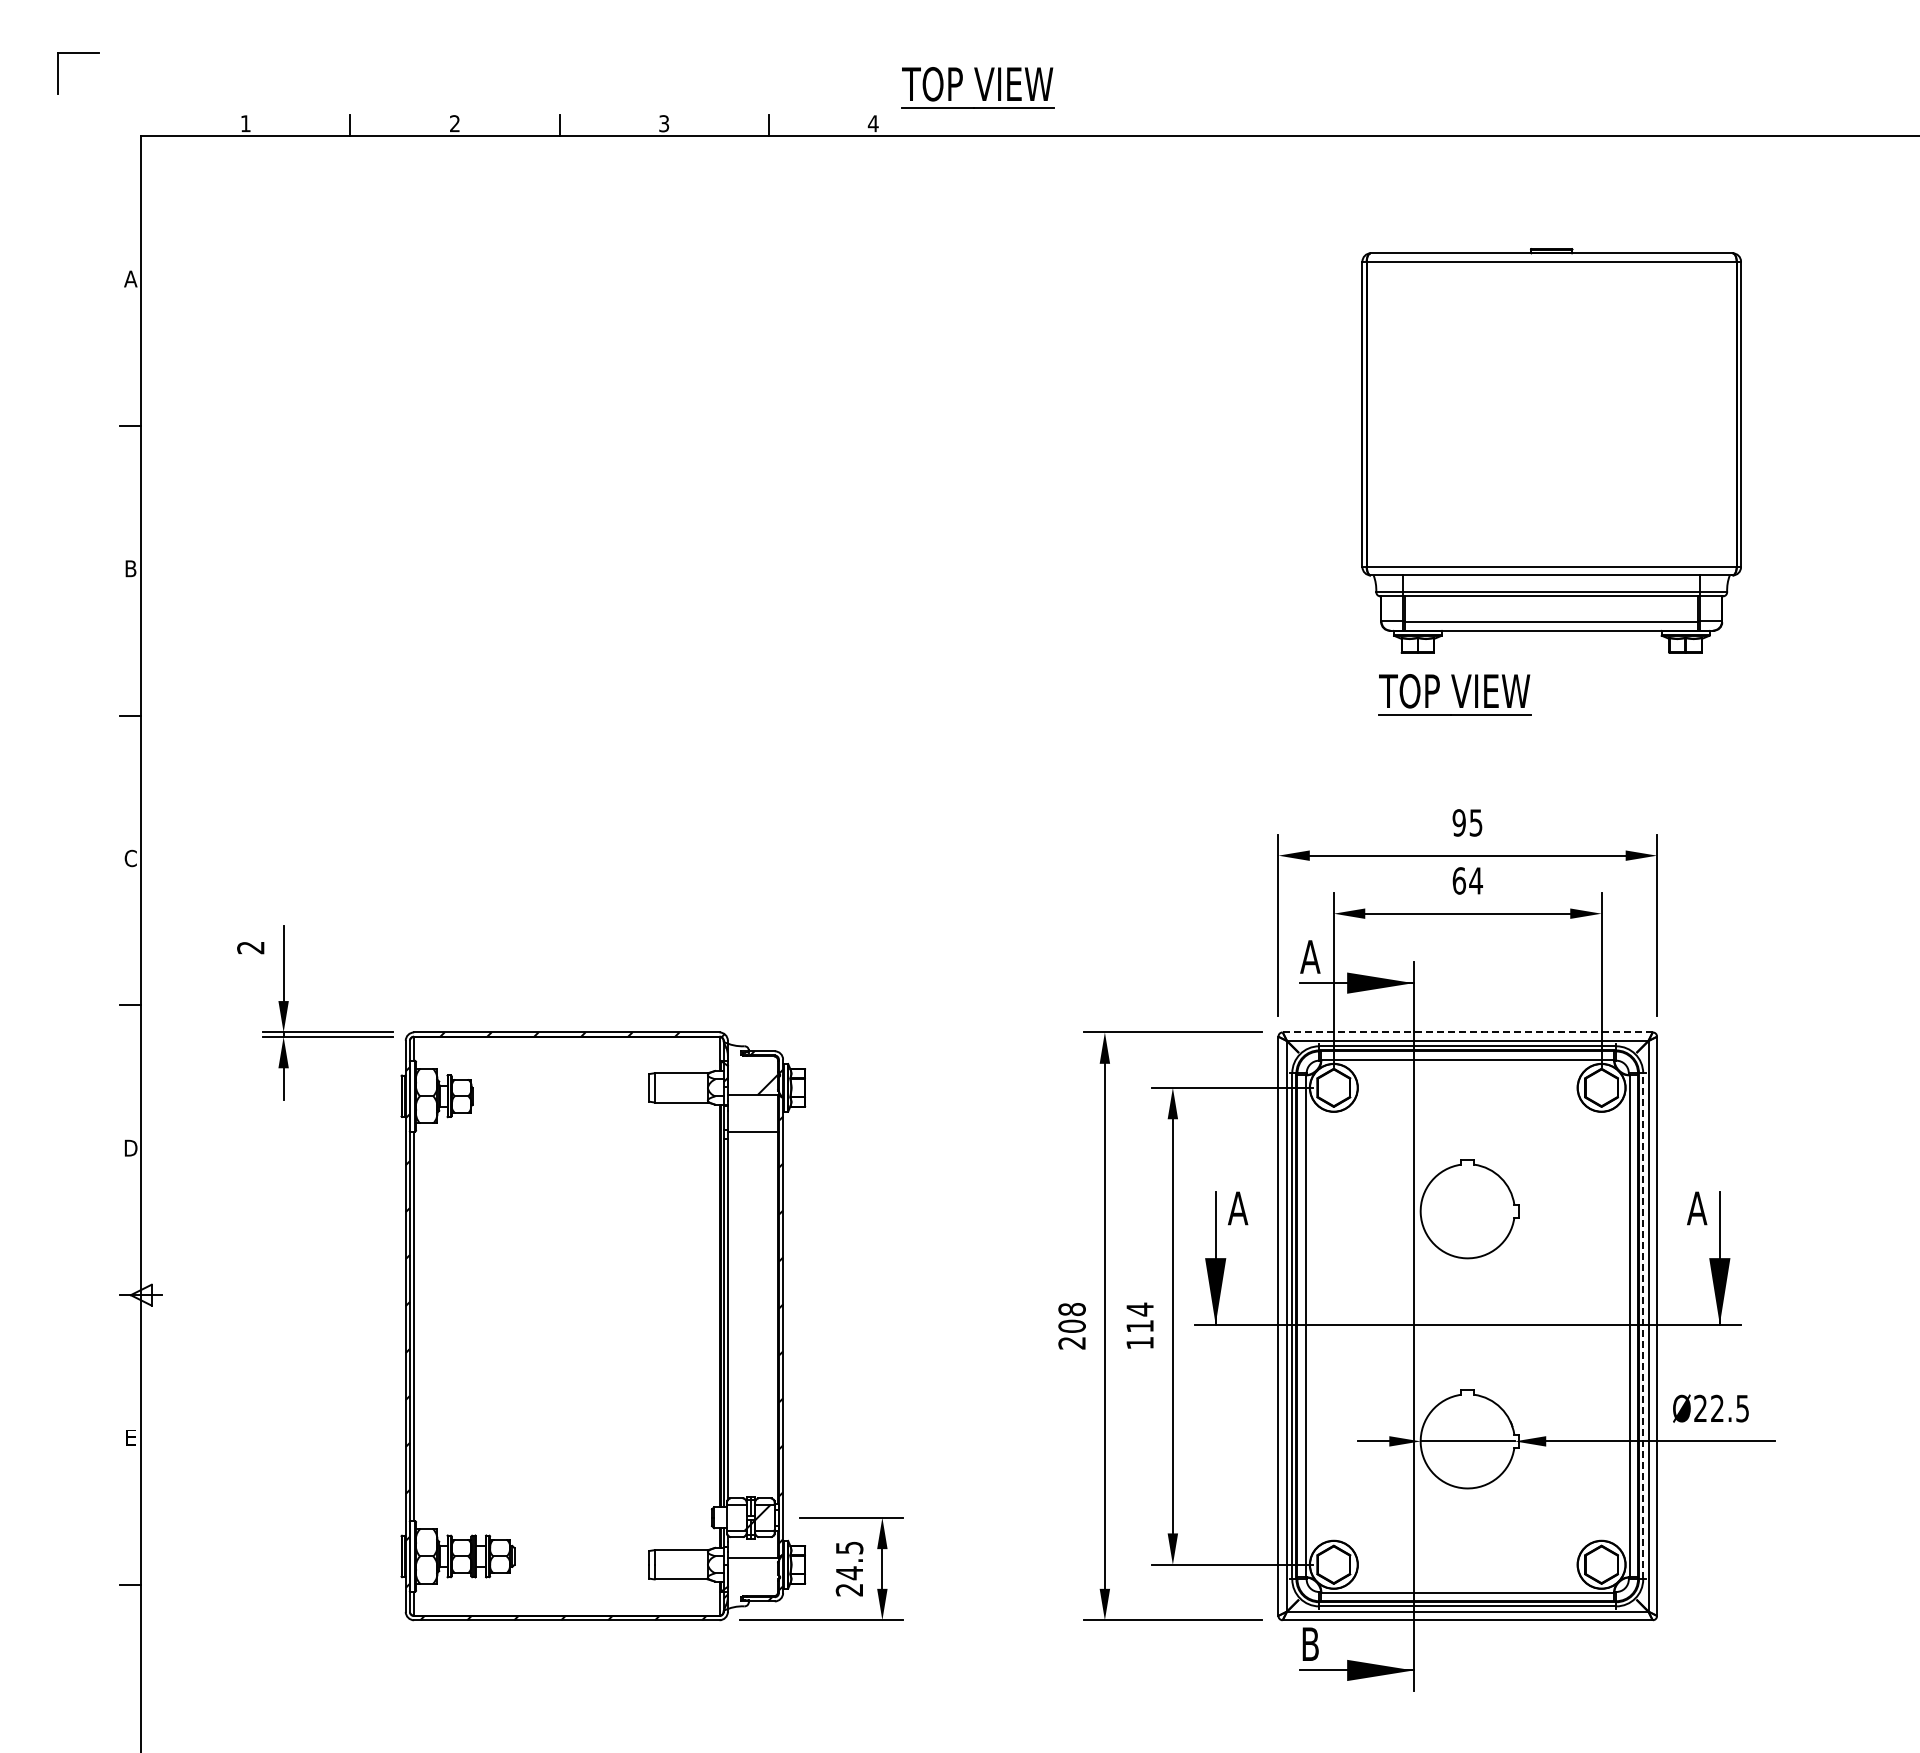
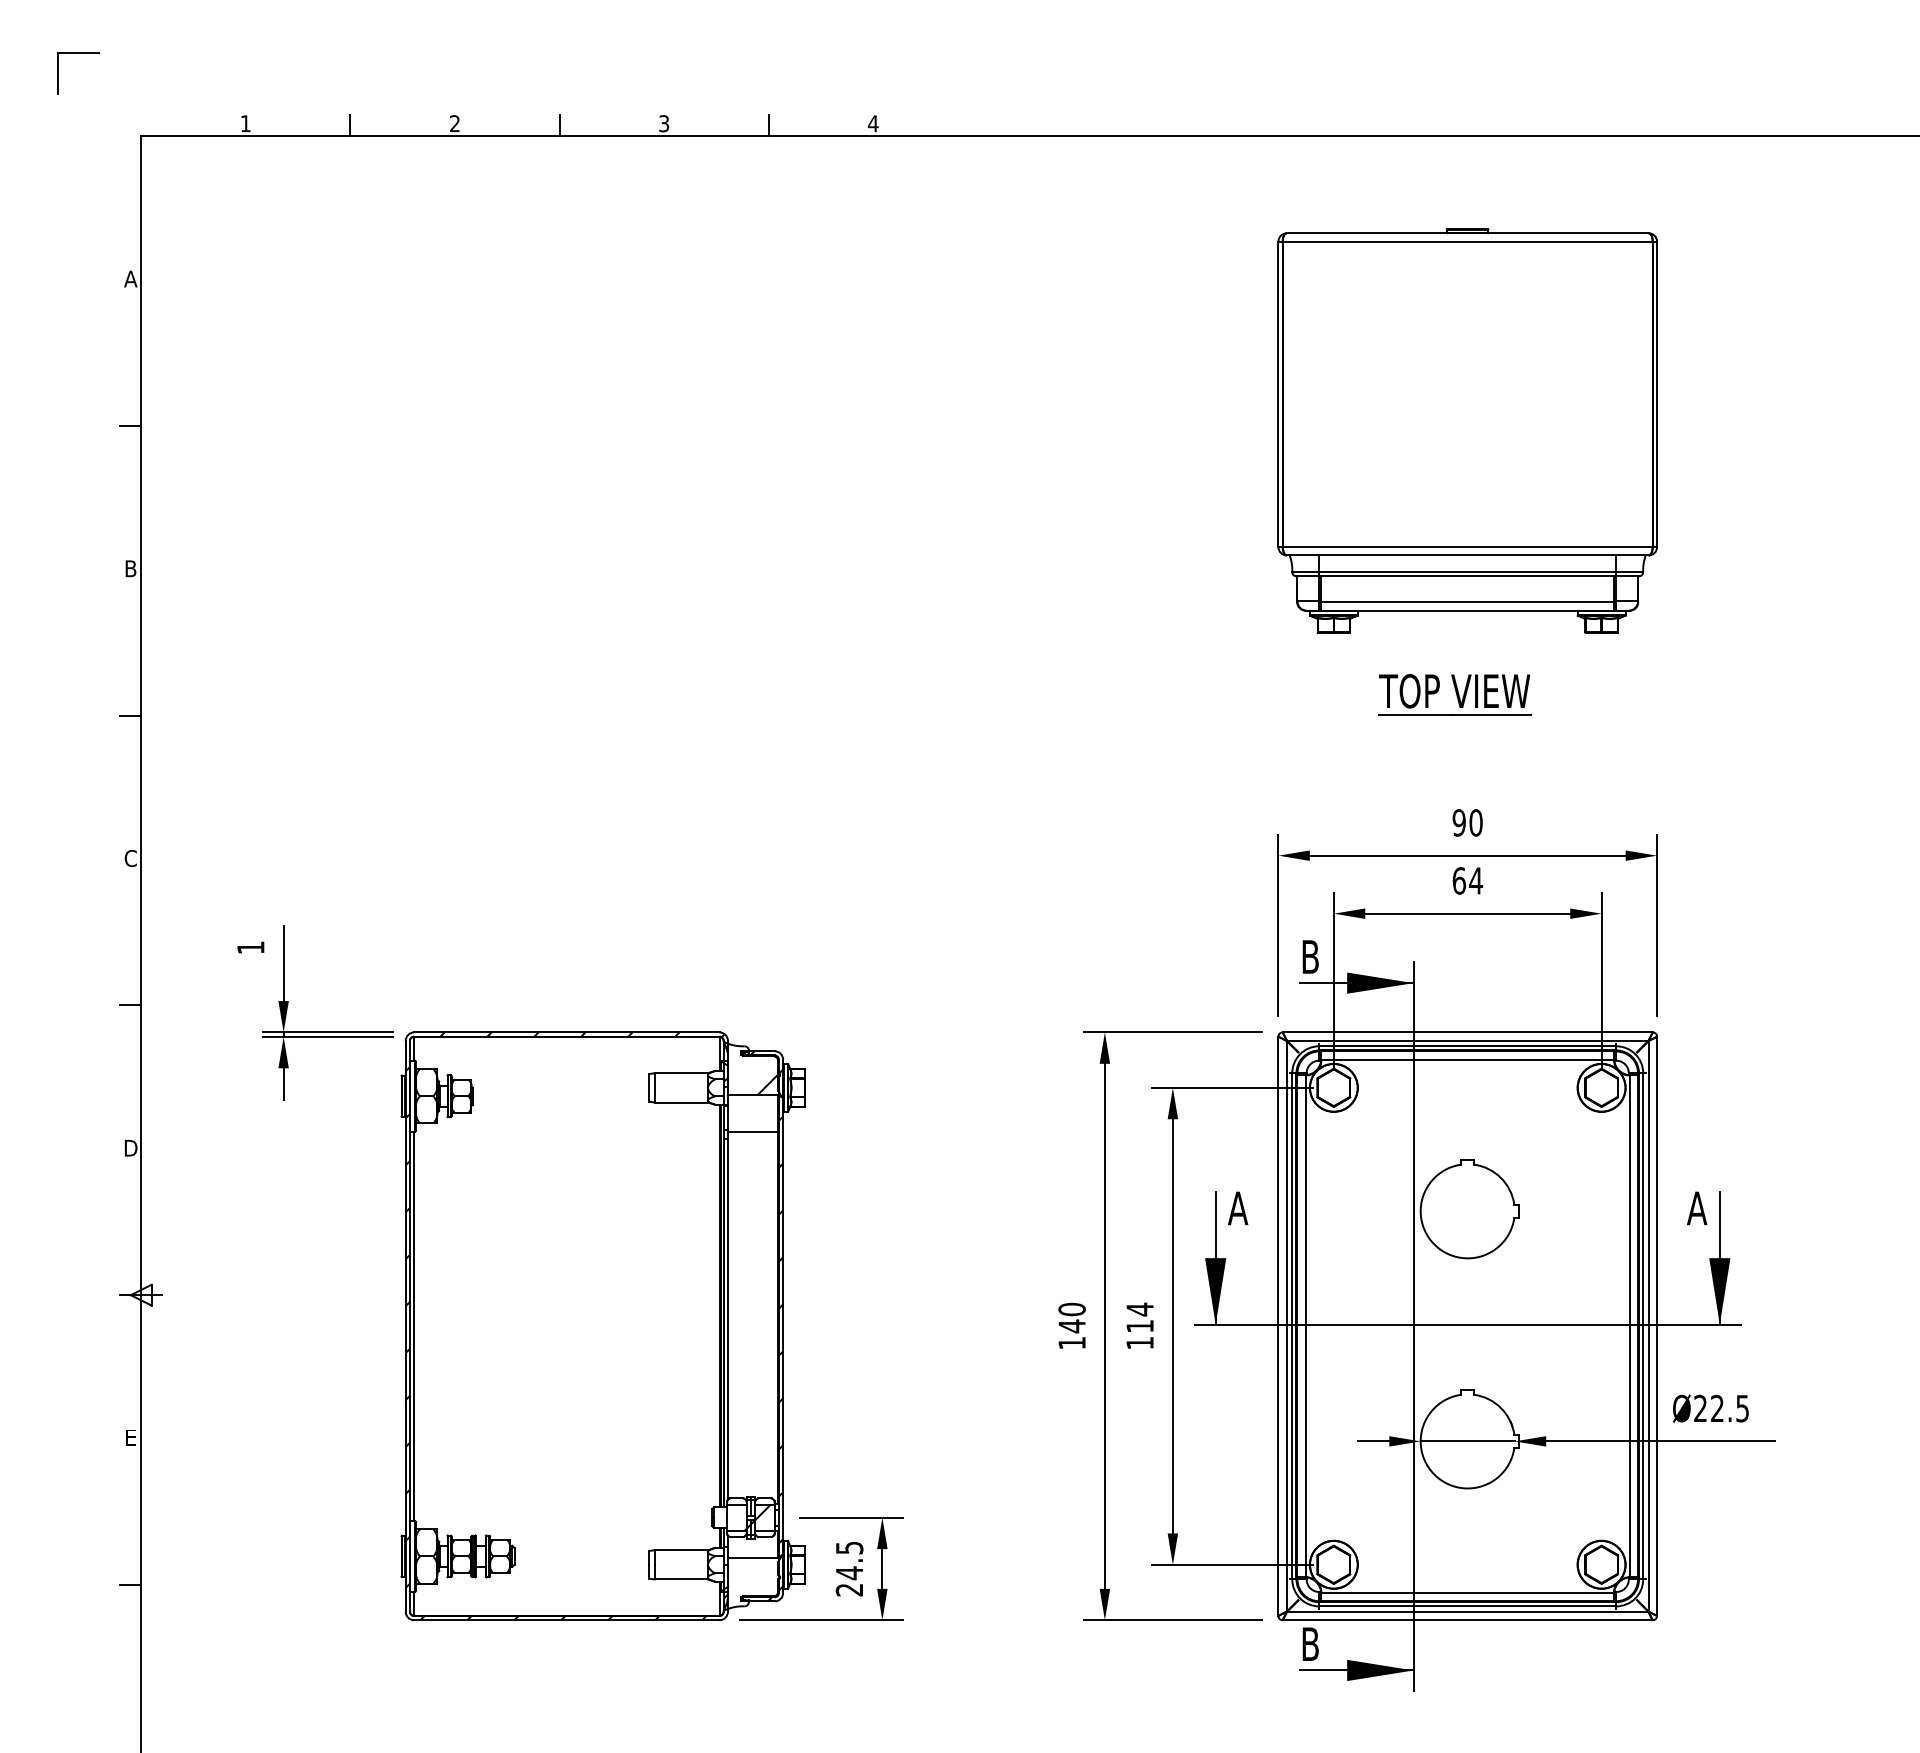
part: present -> none (977, 87)
part position: (1551, 450) -> (1467, 430) (1467, 430)
text: 95 -> 90 (1475, 822)
text: 2 -> 1 (250, 947)
text: A -> B (1310, 956)
line: dashed -> solid (1467, 1032)
text: 208 -> 140 (1071, 1325)
line: dashed -> solid (1643, 1325)
